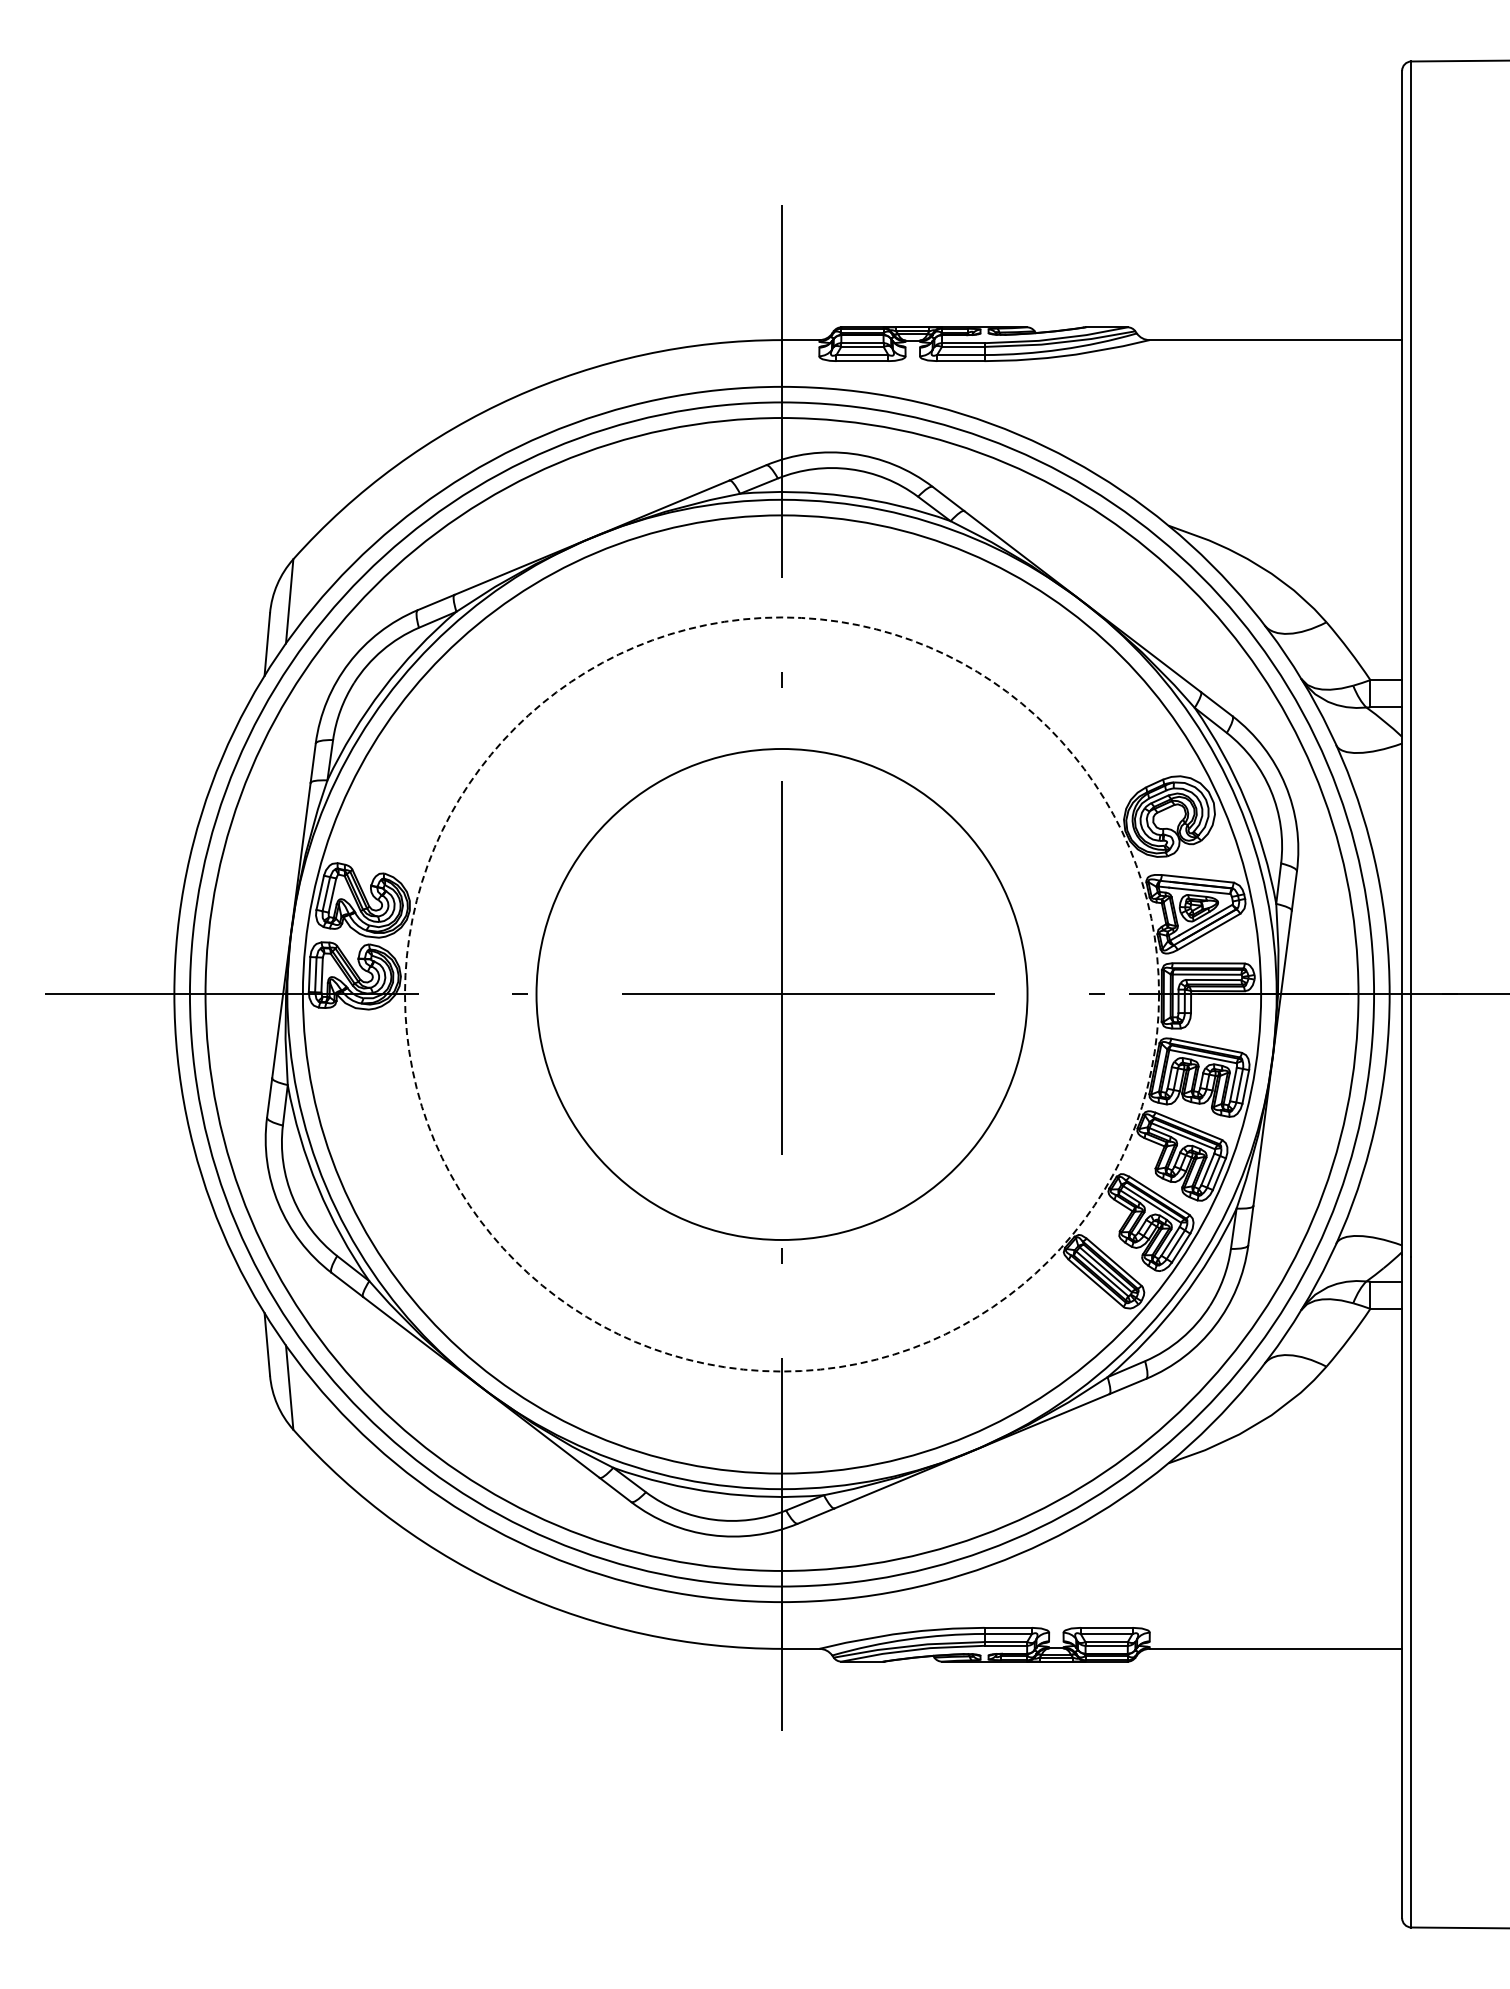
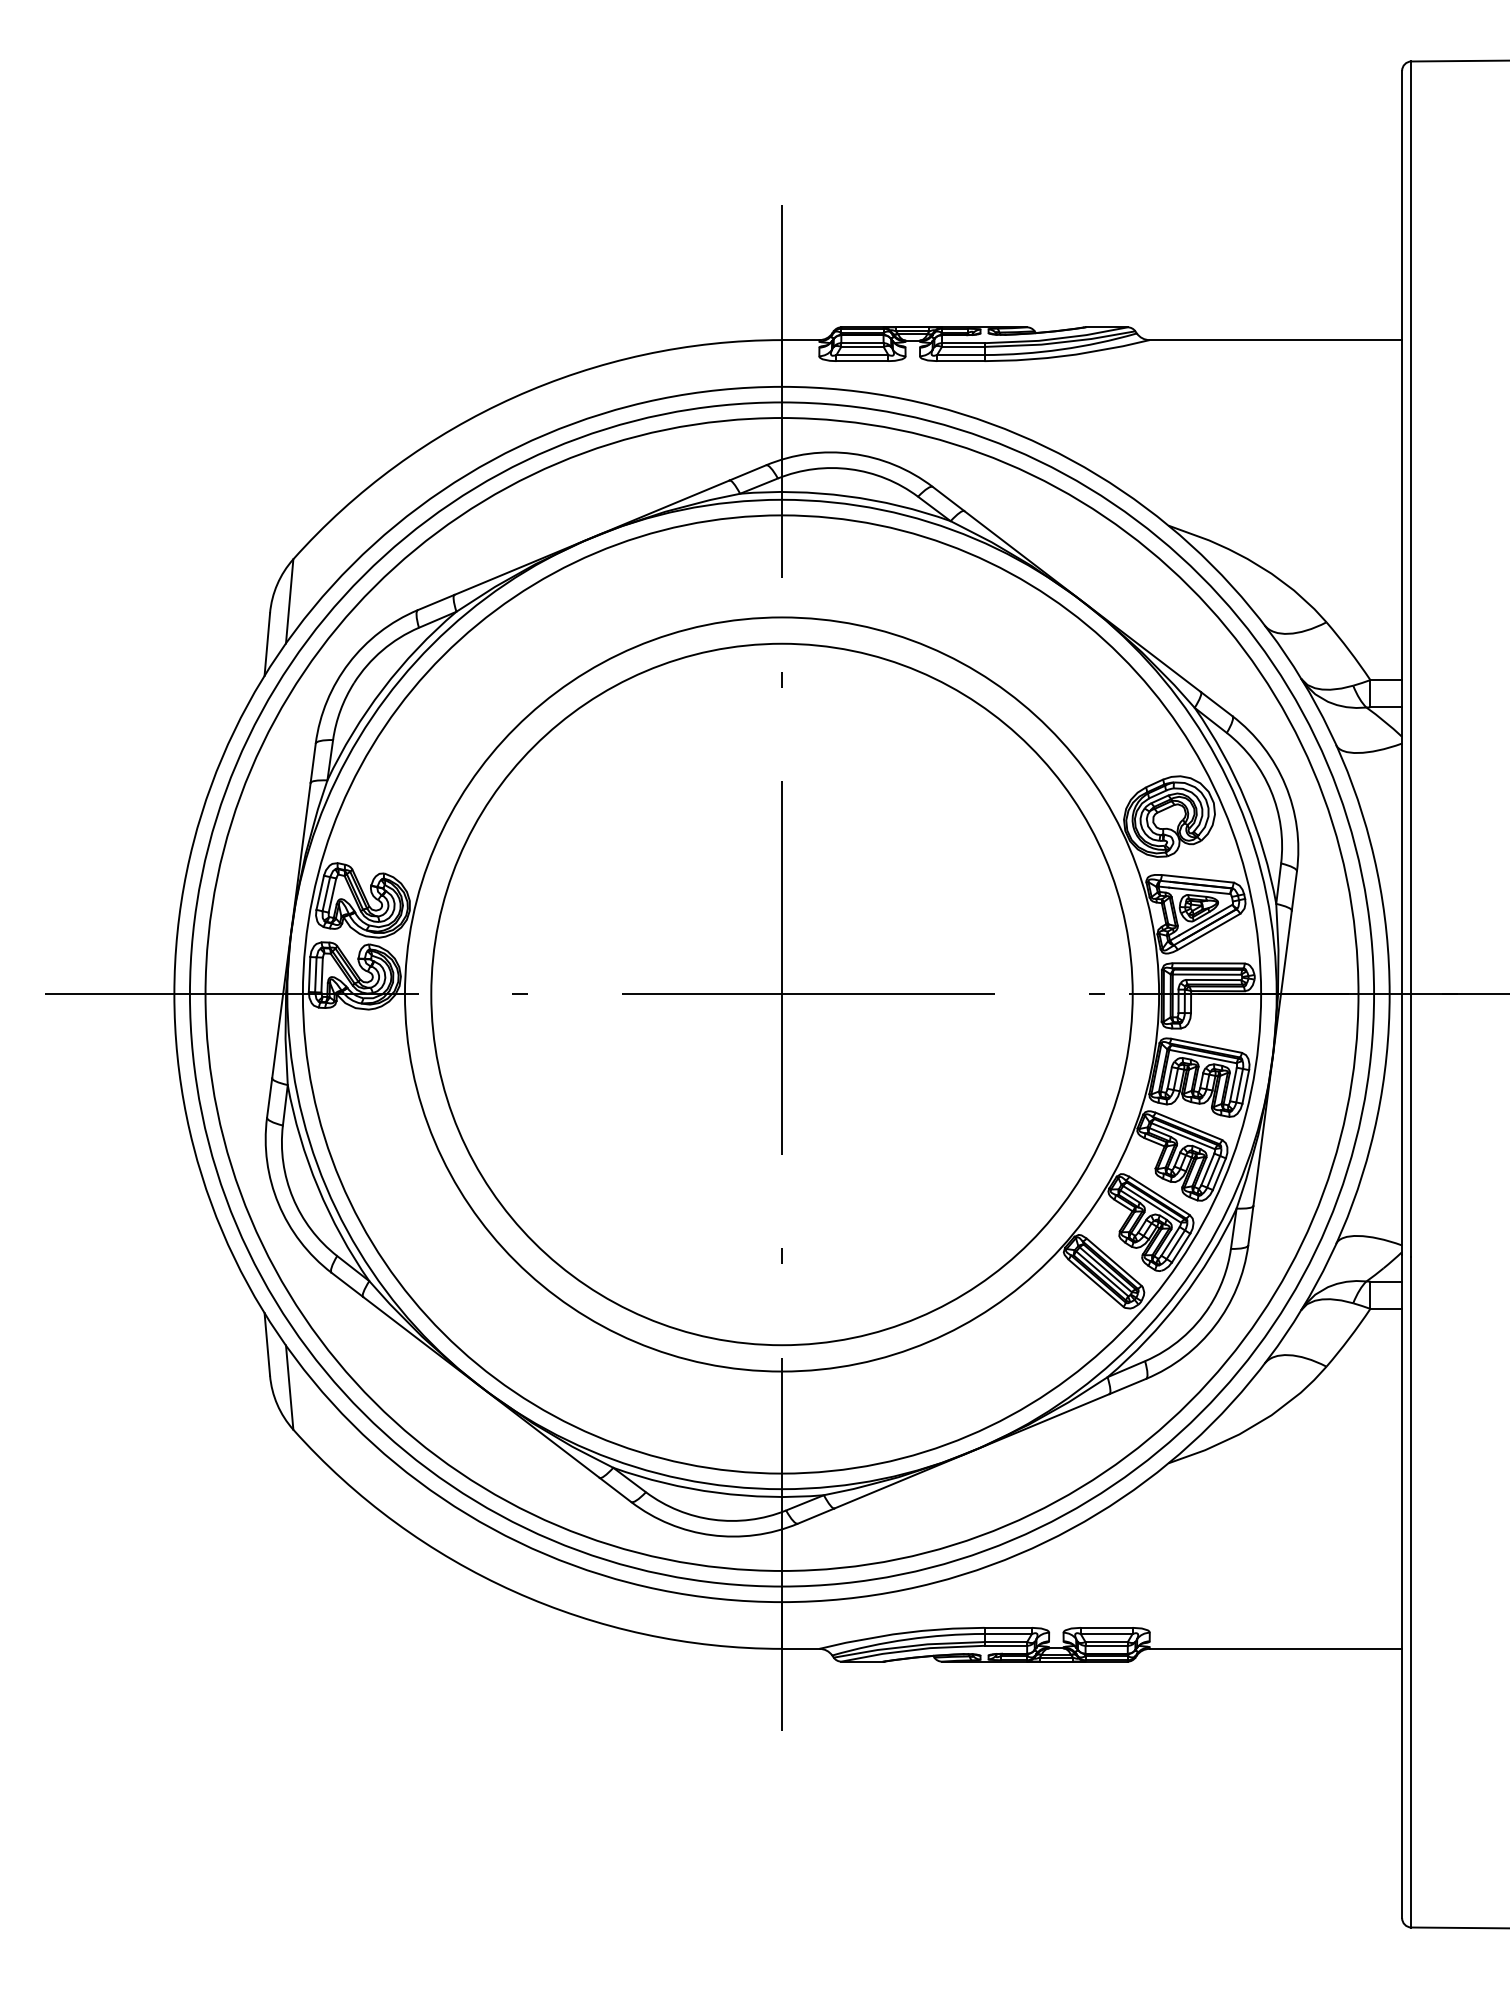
circle diameter: 491 px -> 701 px (781, 994)
circle: dashed -> solid (781, 994)
